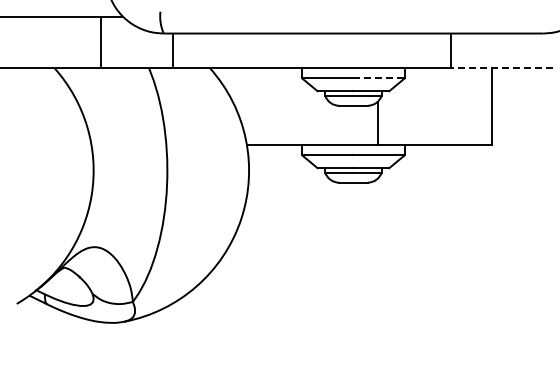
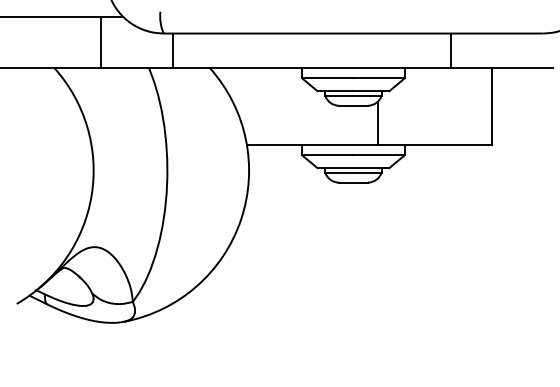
line: dashed -> solid (501, 68)
line: dashed -> solid (379, 78)
